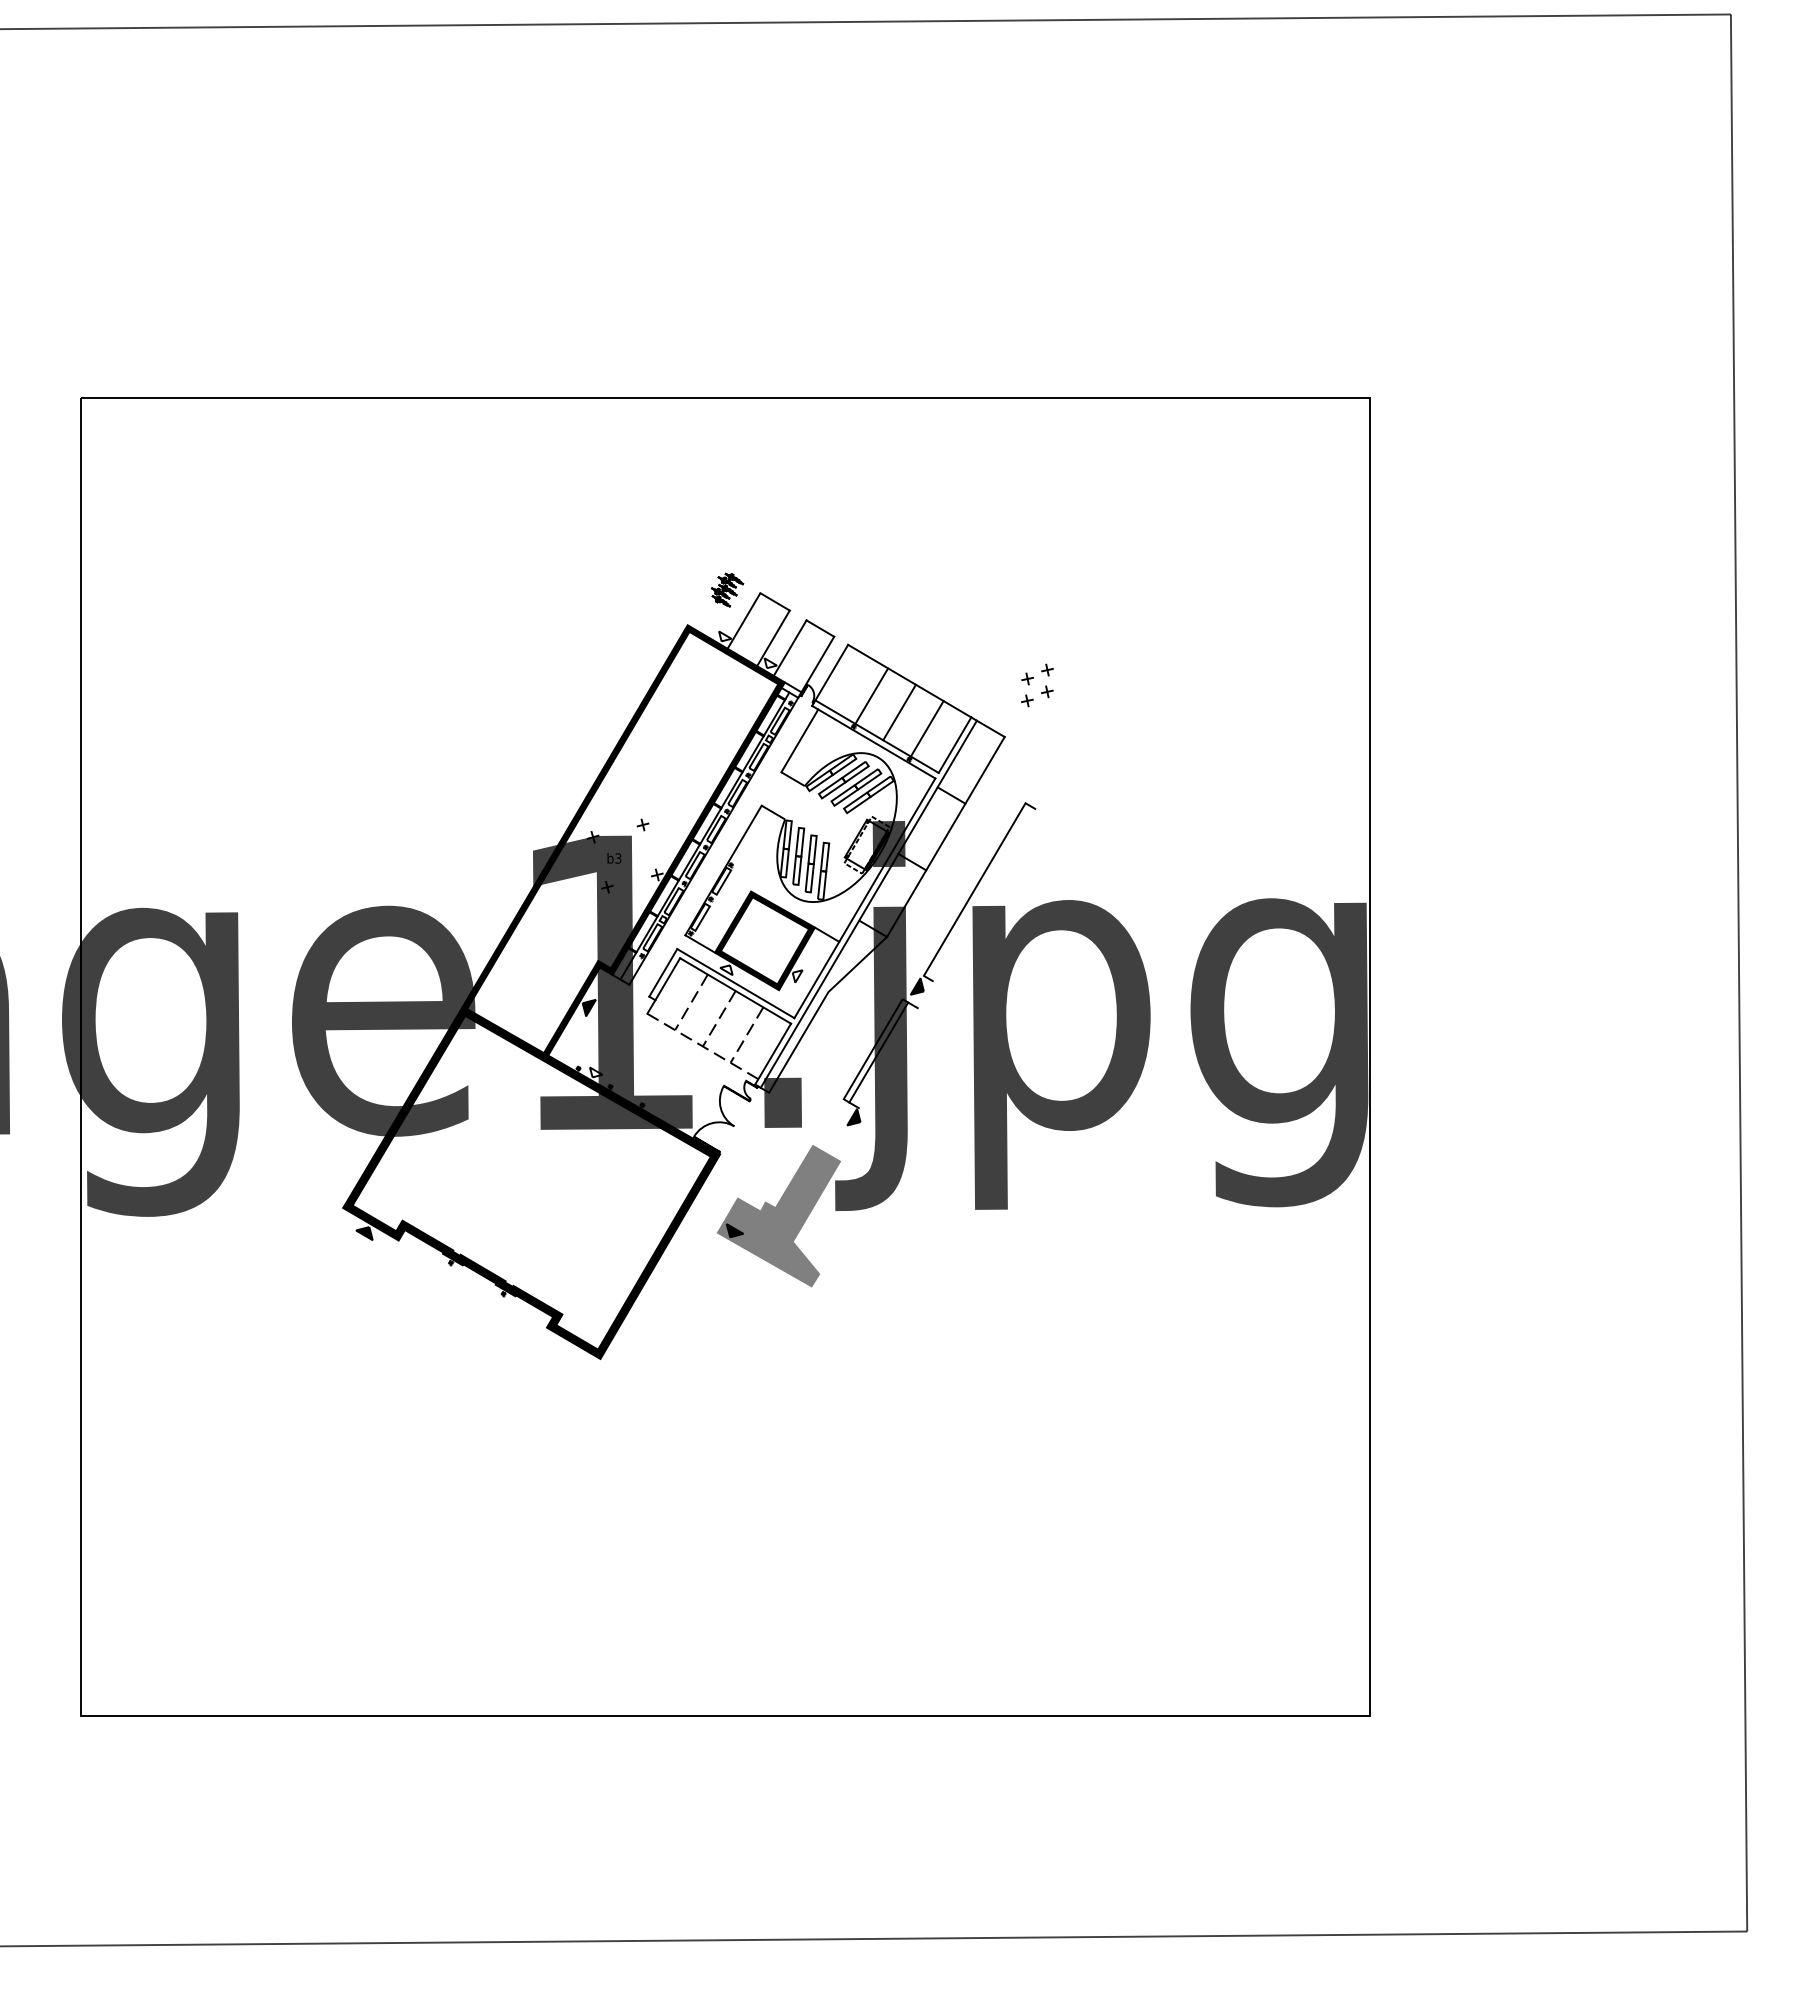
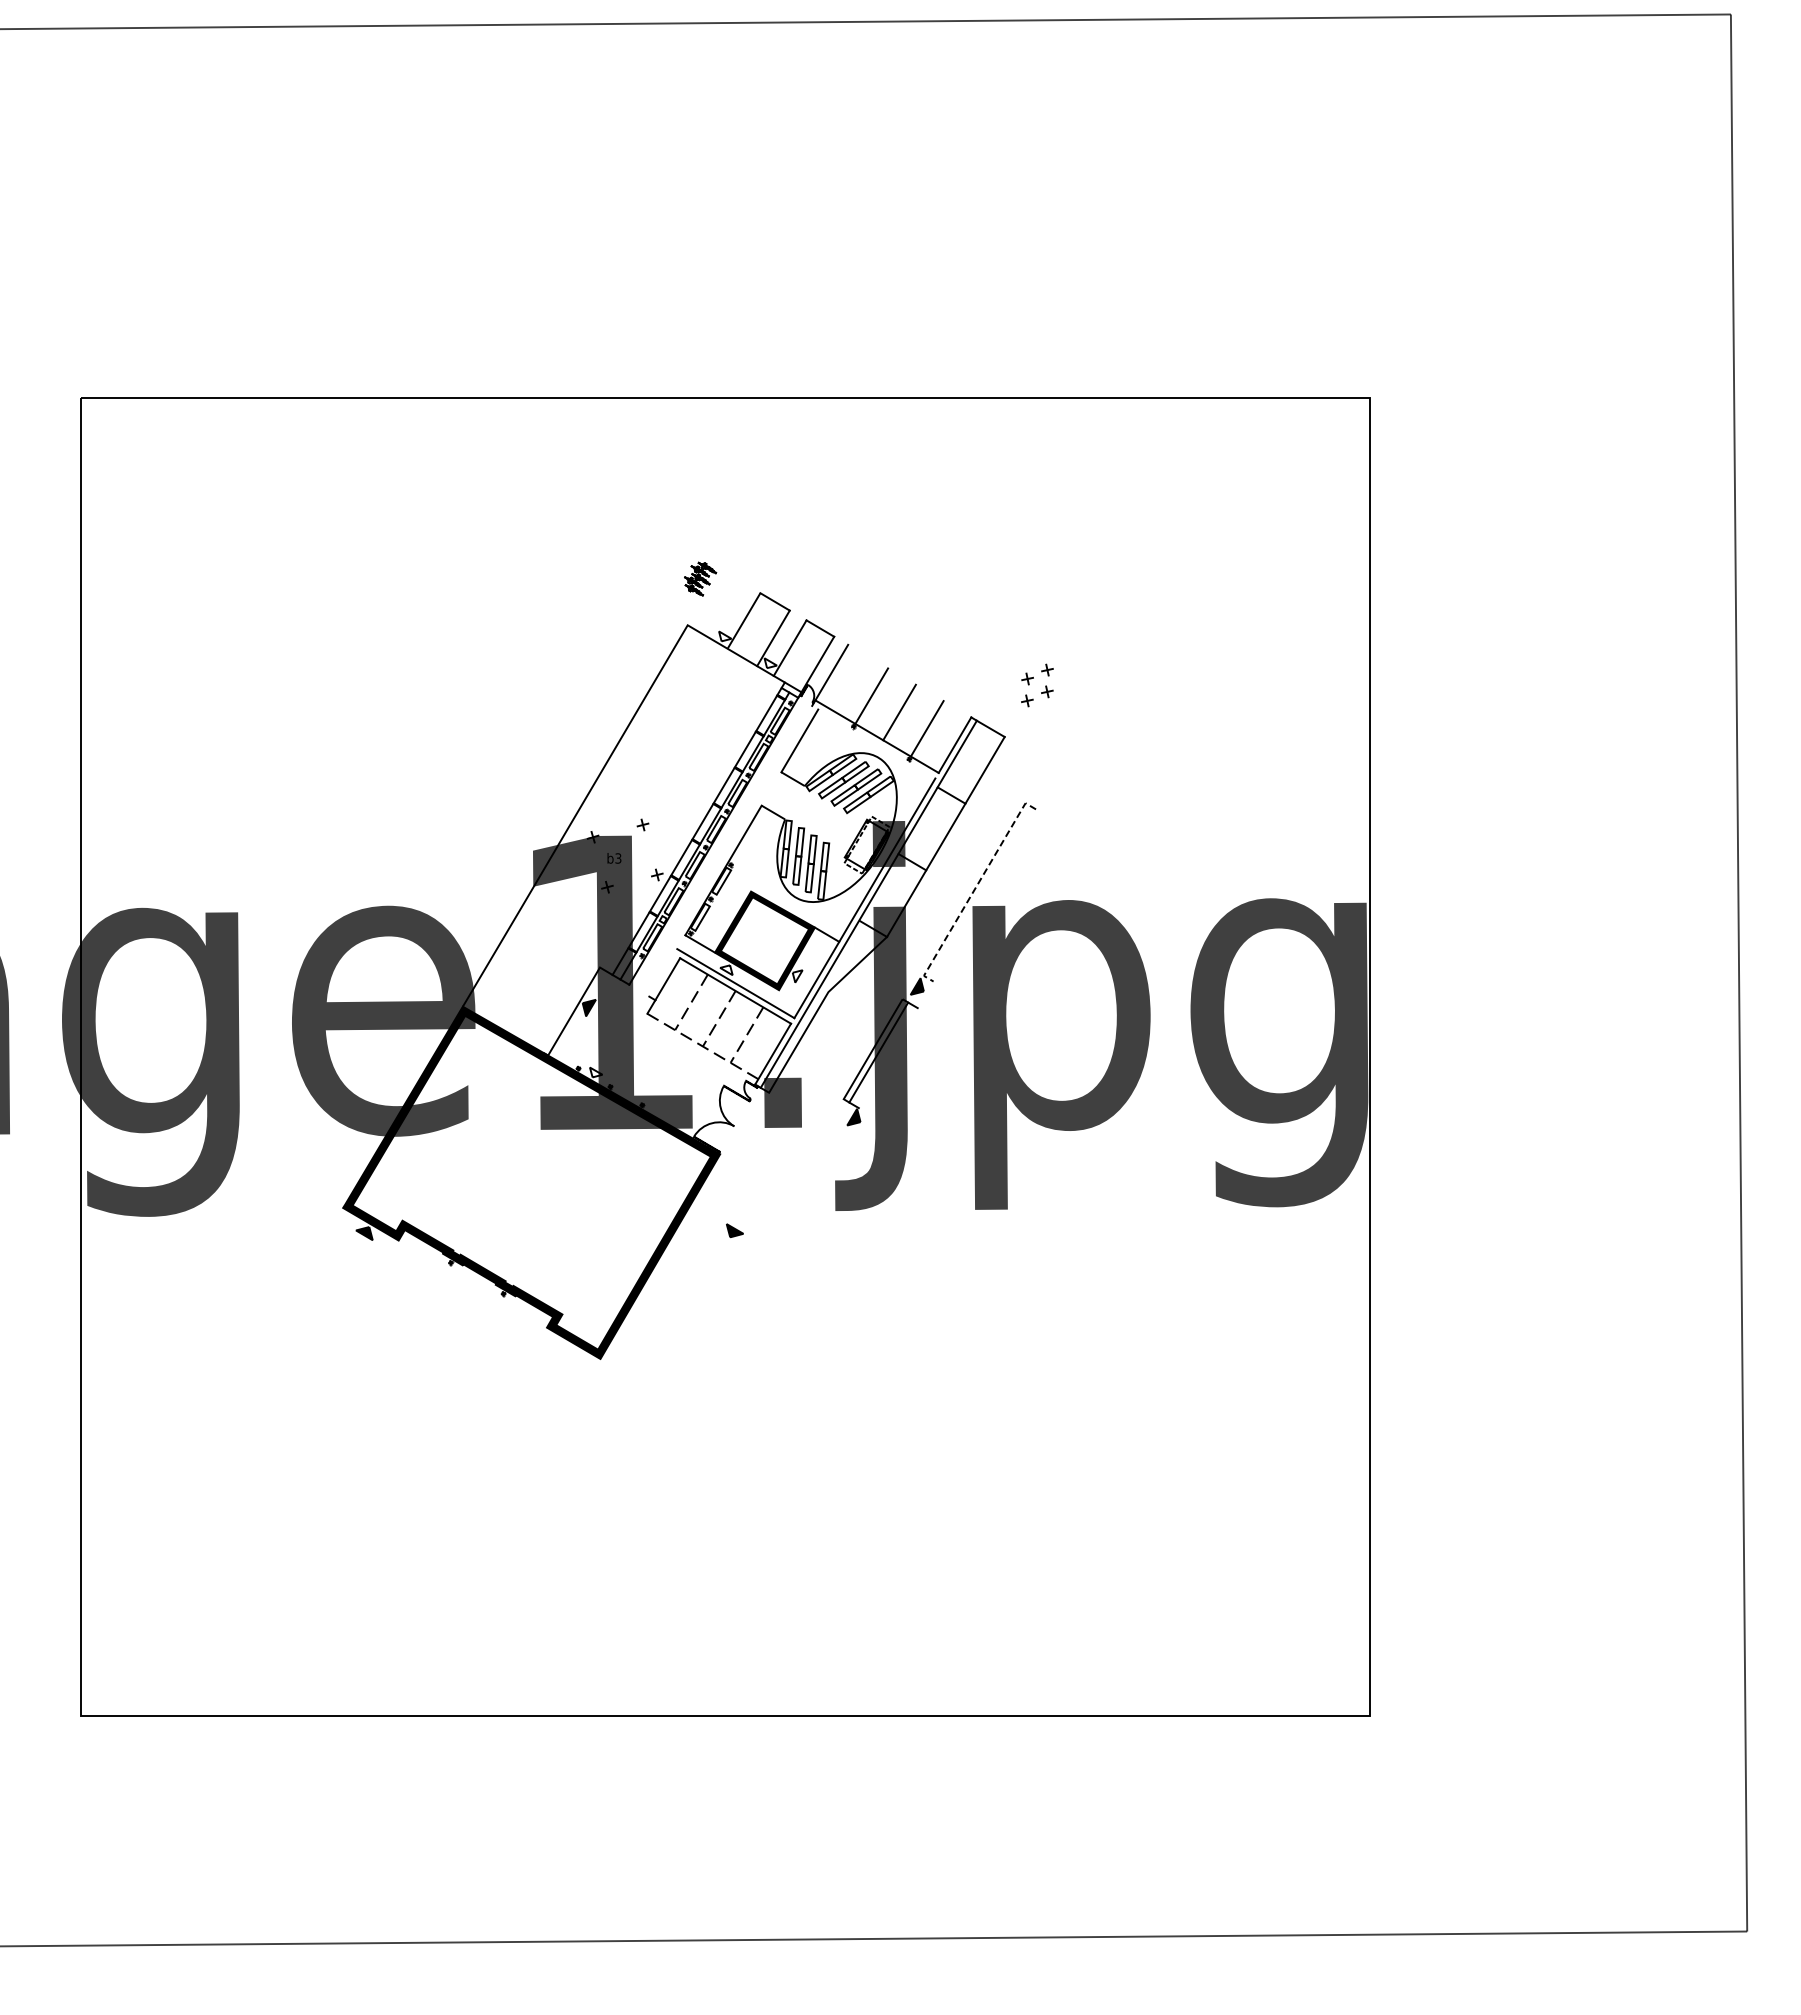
part position: (727, 589) -> (700, 578) (700, 578)
line: present -> none (909, 680)
line: present -> none (873, 741)
fill: present -> none (623, 840)
line: solid -> dashed (975, 889)
line: present -> none (663, 972)
fill: present -> none (778, 1215)
